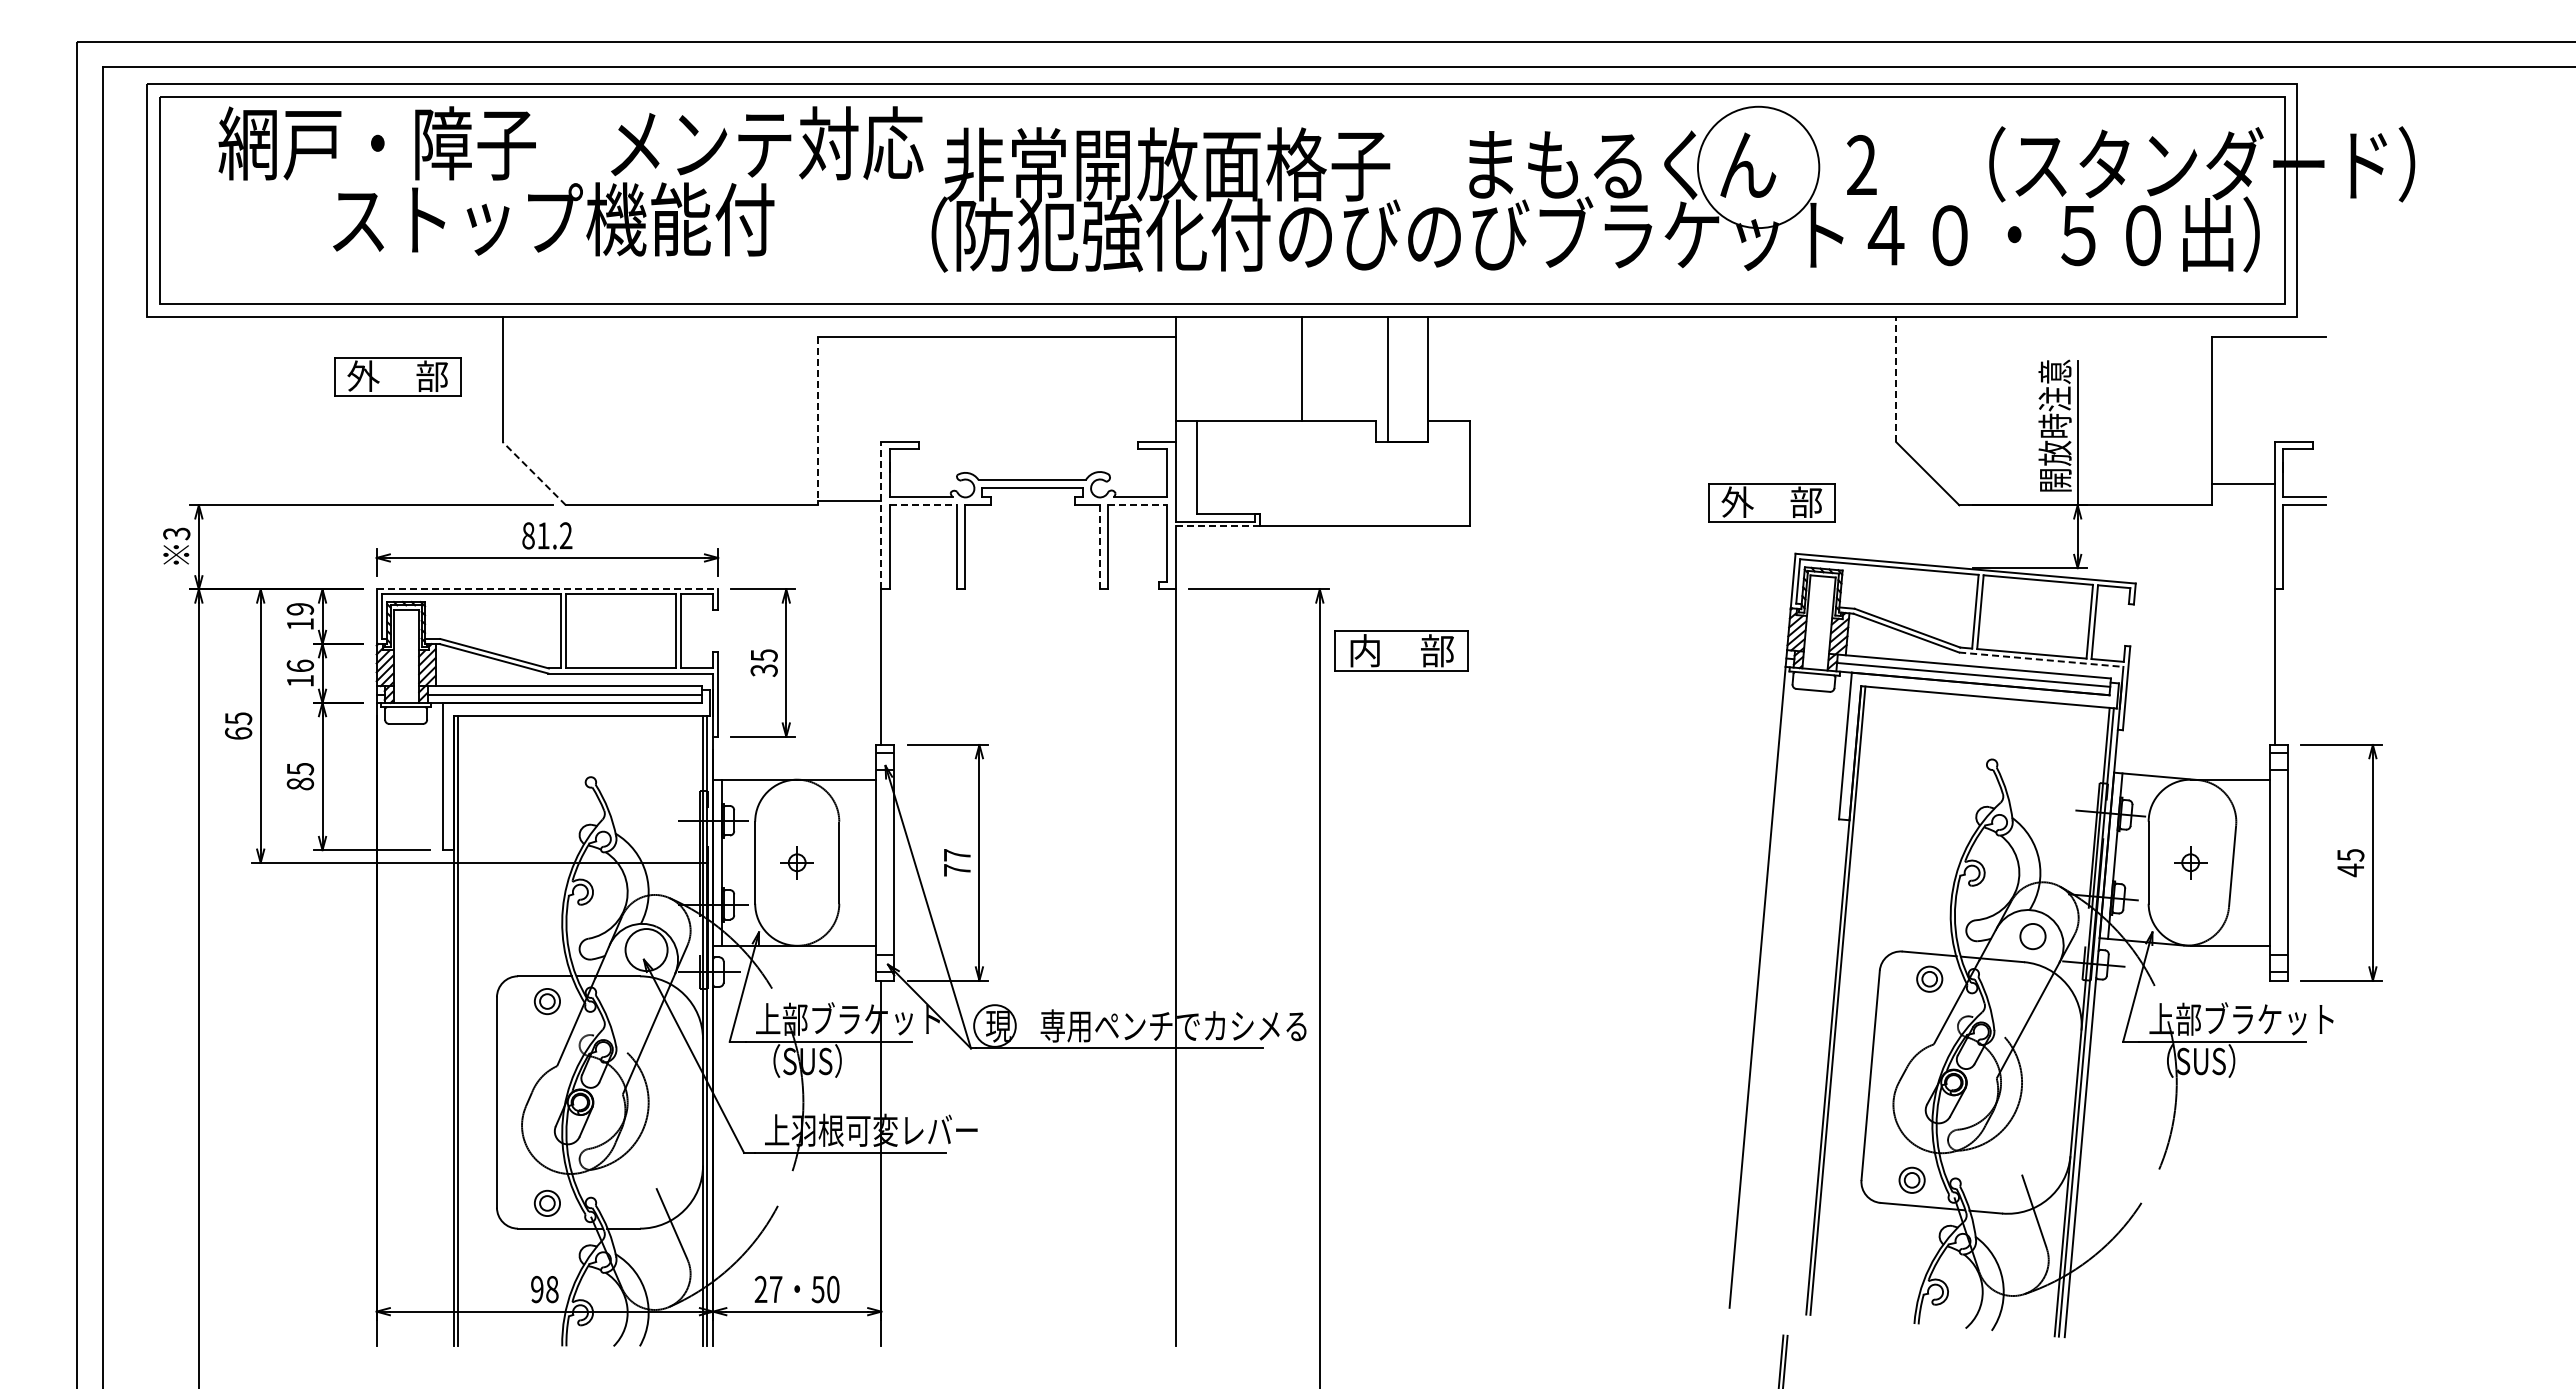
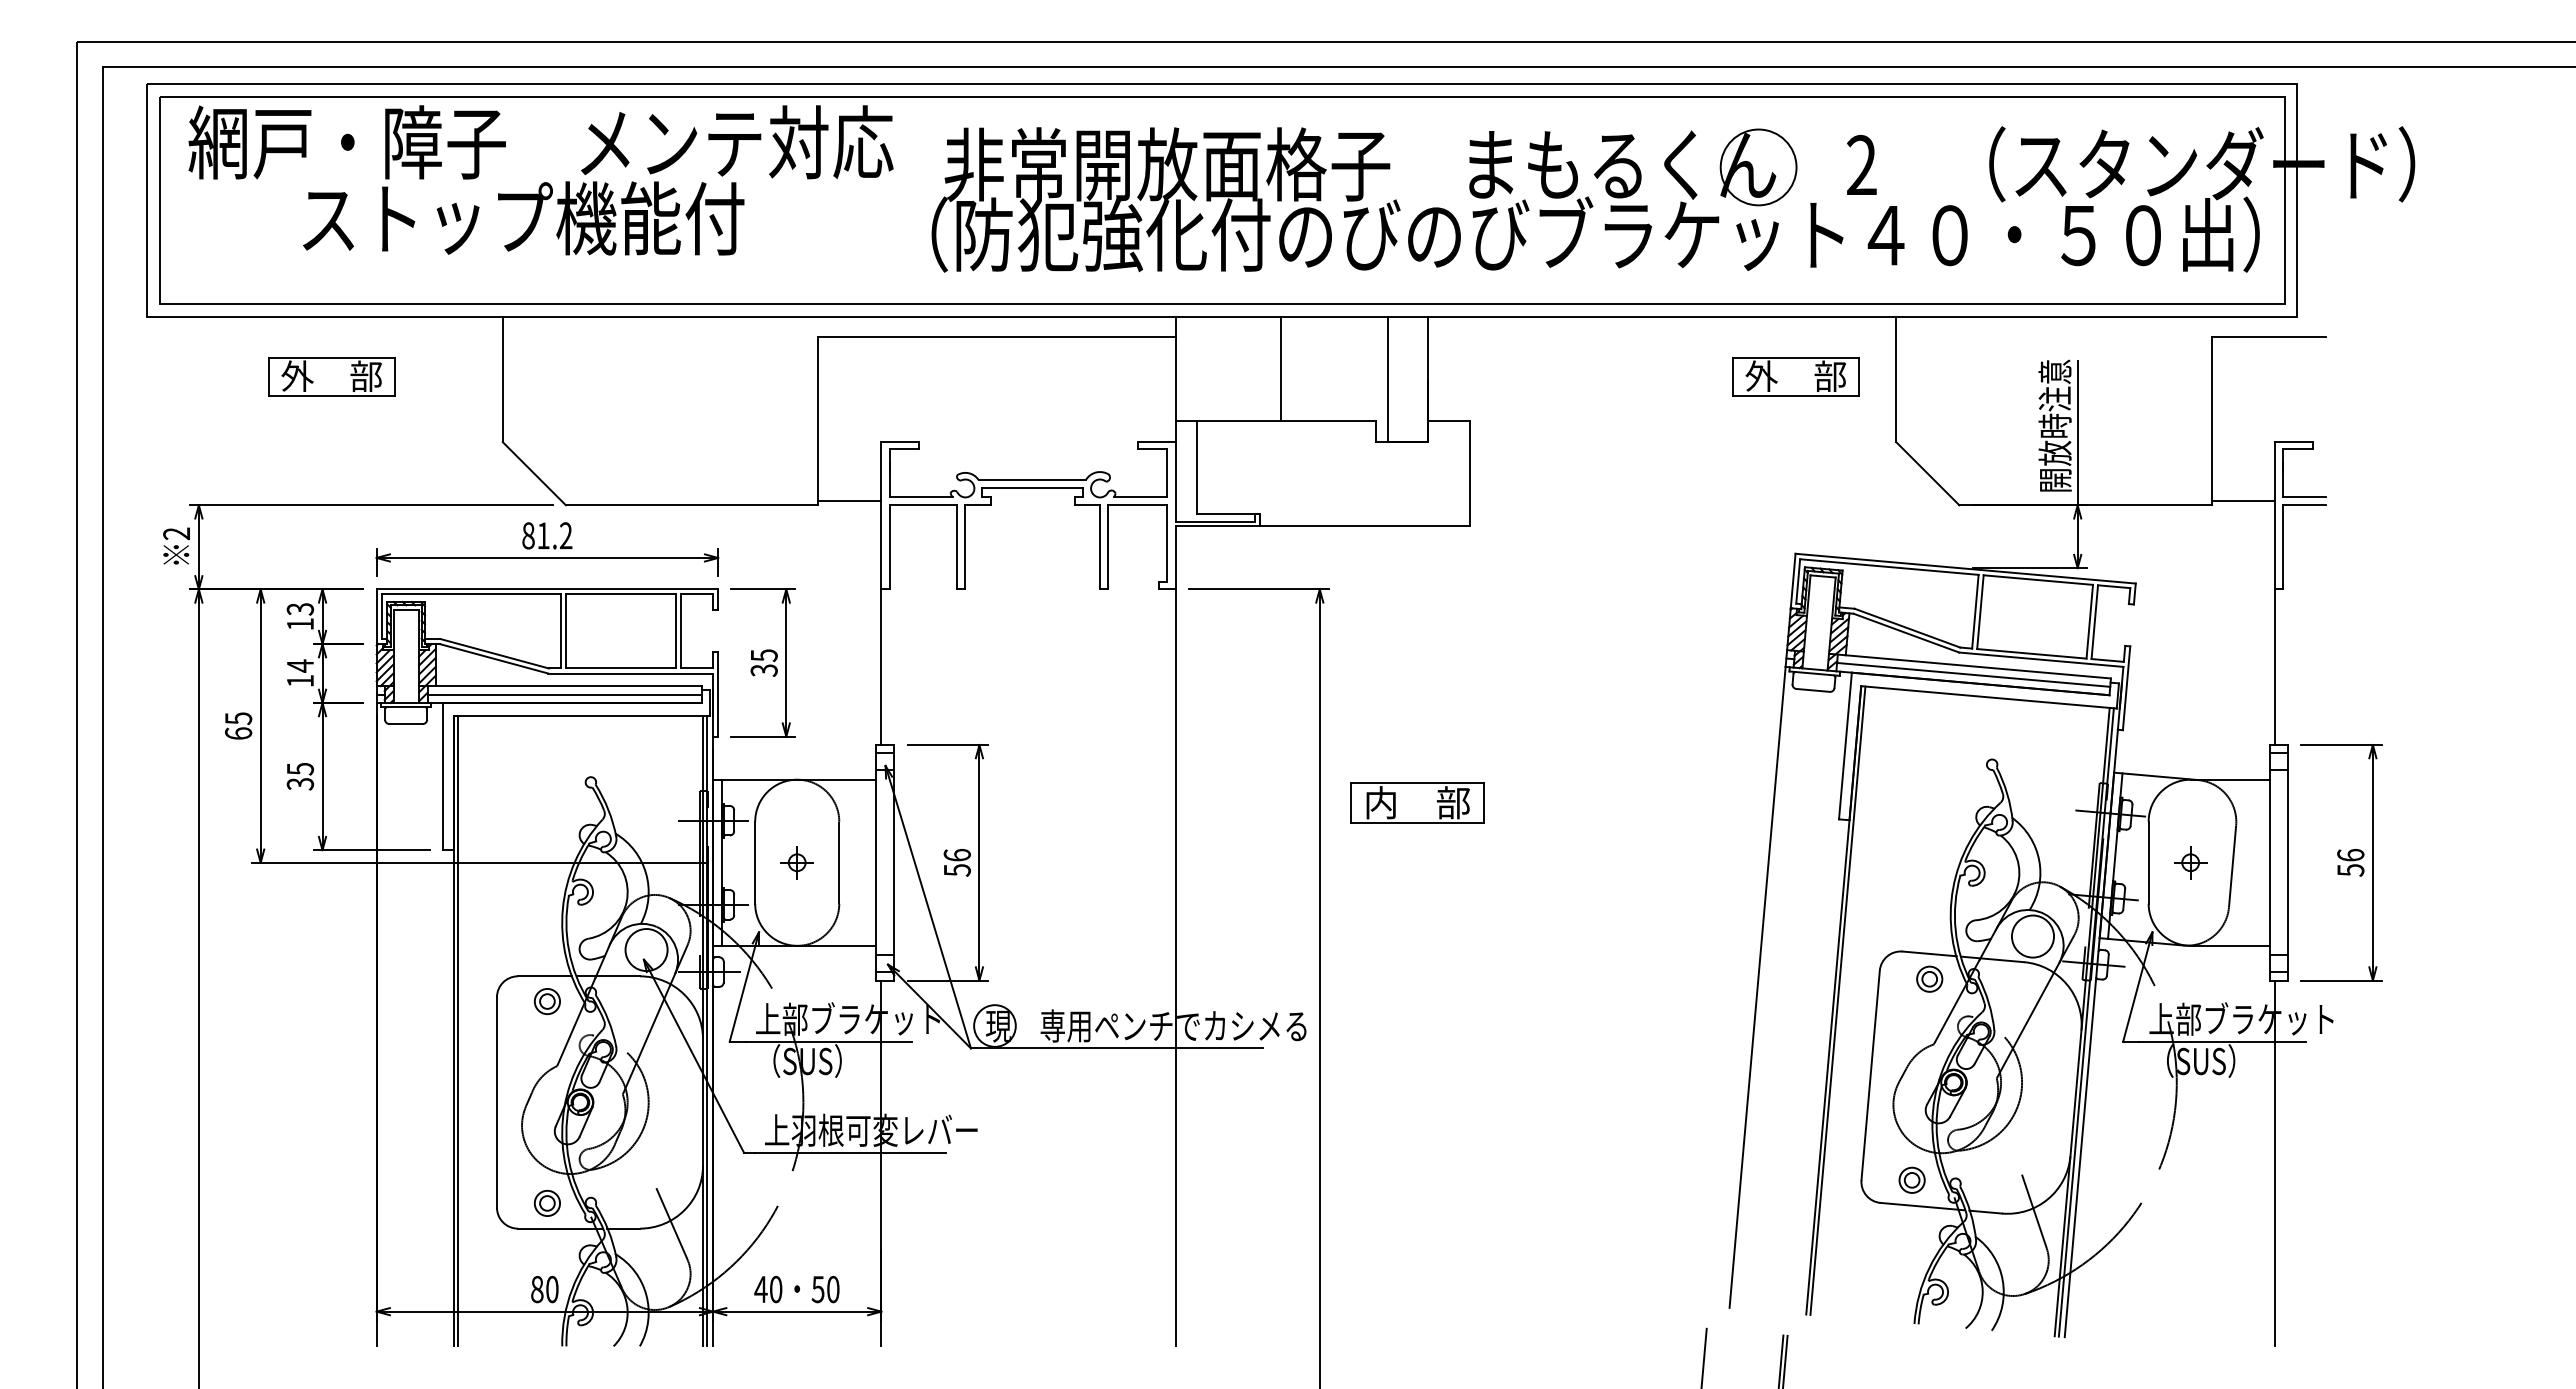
circle diameter: 121 px -> 76 px (1758, 167)
text position: (570, 181) -> (540, 180) (540, 180)
line position: (1301, 369) -> (1280, 369) (1280, 369)
part position: (397, 376) -> (331, 376) (331, 376)
line: dashed -> solid (1896, 379)
line: dashed -> solid (818, 421)
line: dashed -> solid (534, 473)
line position: (2242, 484) -> (2242, 501) (2242, 501)
part position: (1771, 502) -> (1795, 376) (1795, 376)
line: dashed -> solid (923, 505)
line: dashed -> solid (1138, 505)
line: dashed -> solid (881, 515)
line: dashed -> solid (1218, 526)
text: 3 -> 2 (176, 533)
line: dashed -> solid (1100, 546)
line: dashed -> solid (547, 589)
text: 19 -> 13 (300, 609)
part position: (1401, 650) -> (1417, 802) (1417, 802)
line: dashed -> solid (2041, 659)
text: 16 -> 14 (300, 665)
text: 85 -> 35 (299, 783)
text: 77 -> 56 (956, 862)
text: 45 -> 56 (2350, 863)
circle diameter: 25 px -> 42 px (2032, 936)
line: none -> present (2274, 1163)
text: 98 -> 80 (544, 1289)
text: 27 -> 40 (768, 1289)
line: none -> present (1703, 1356)
